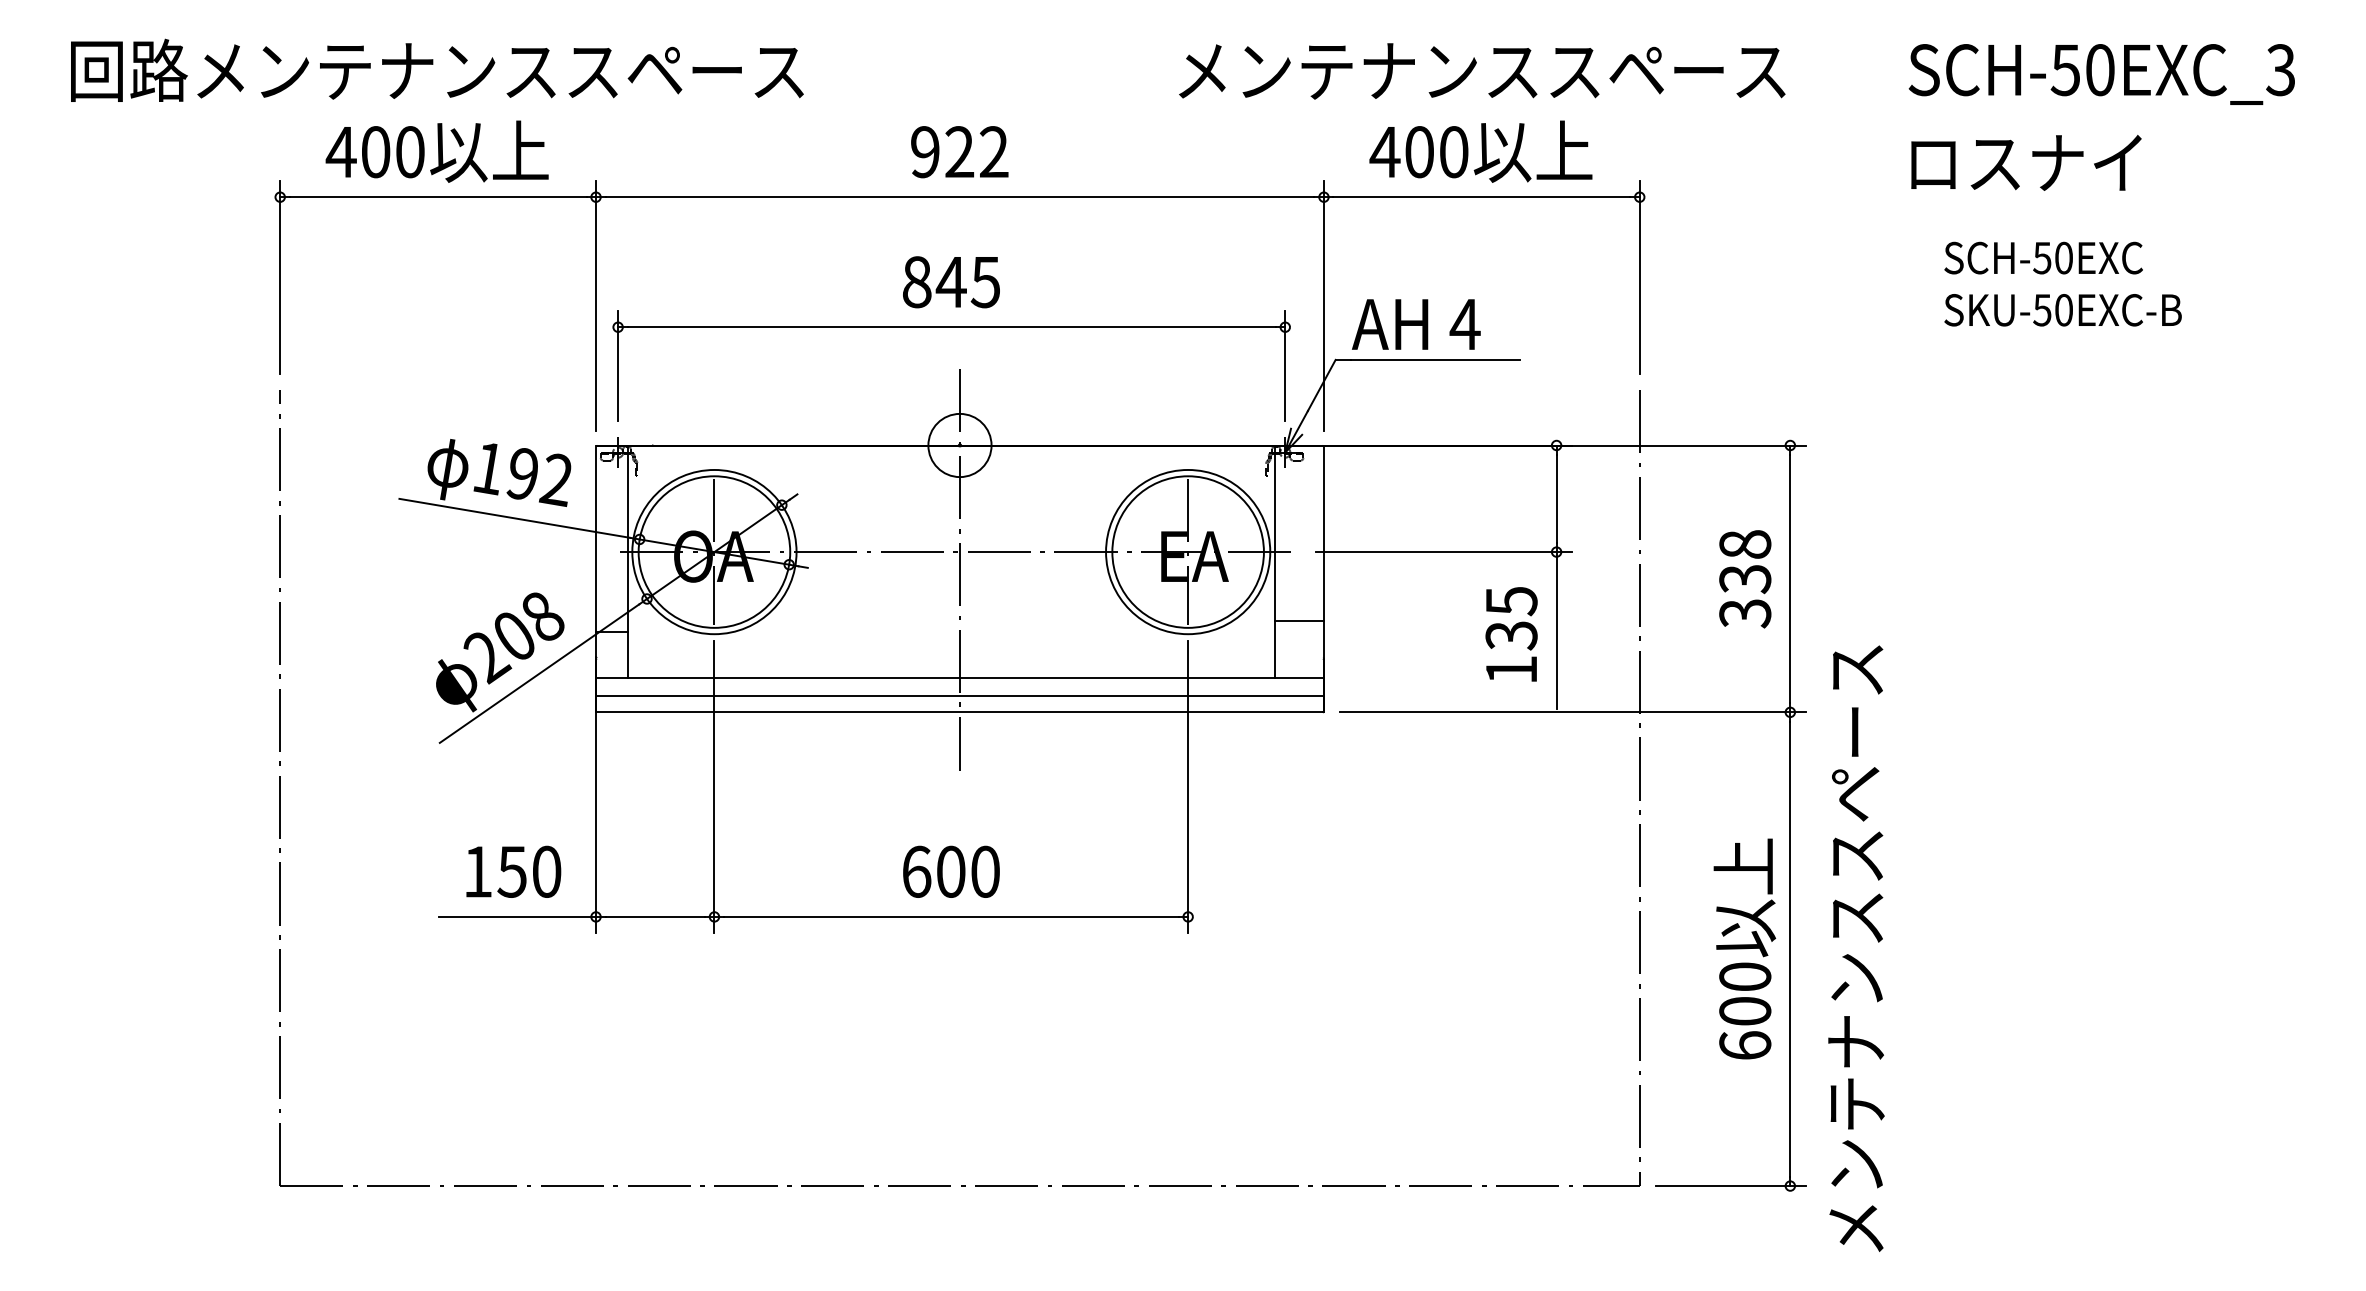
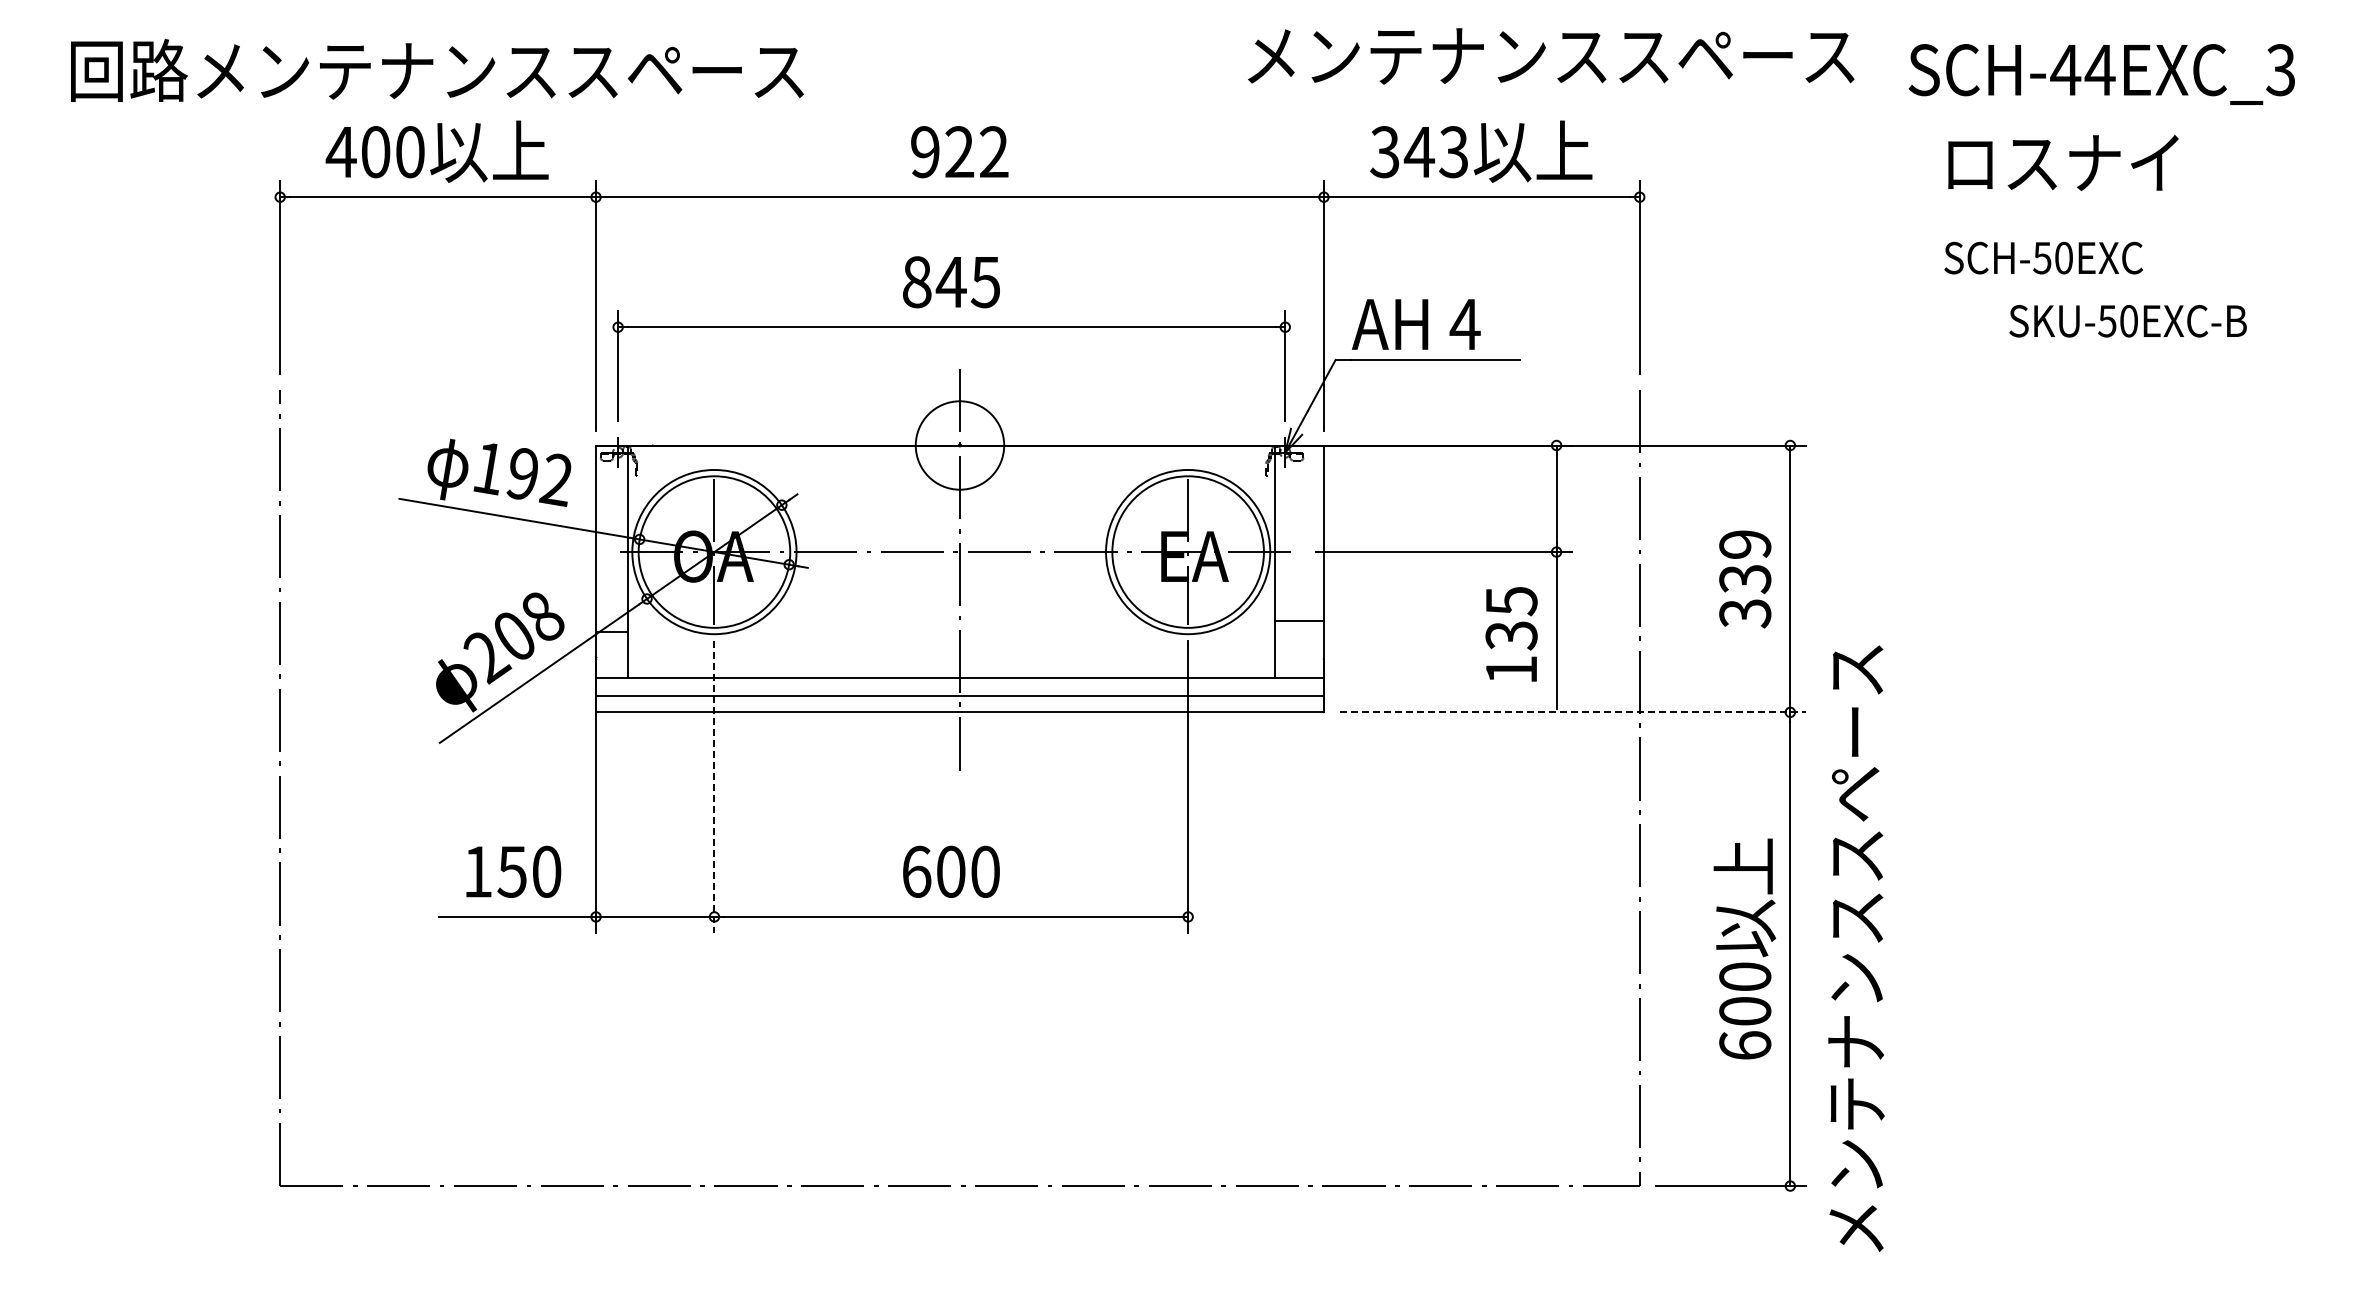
text: SCH-50EXC_3 -> SCH-44EXC_3 (2082, 70)
text position: (1482, 71) -> (1551, 56) (1551, 56)
text: 400 -> 343 (1418, 152)
text position: (2026, 162) -> (2063, 162) (2063, 162)
text position: (2062, 310) -> (2127, 321) (2127, 321)
circle diameter: 63 px -> 88 px (959, 445)
text: 338 -> 339 (1745, 544)
line: solid -> dashed (1573, 712)
line: solid -> dashed (714, 786)
